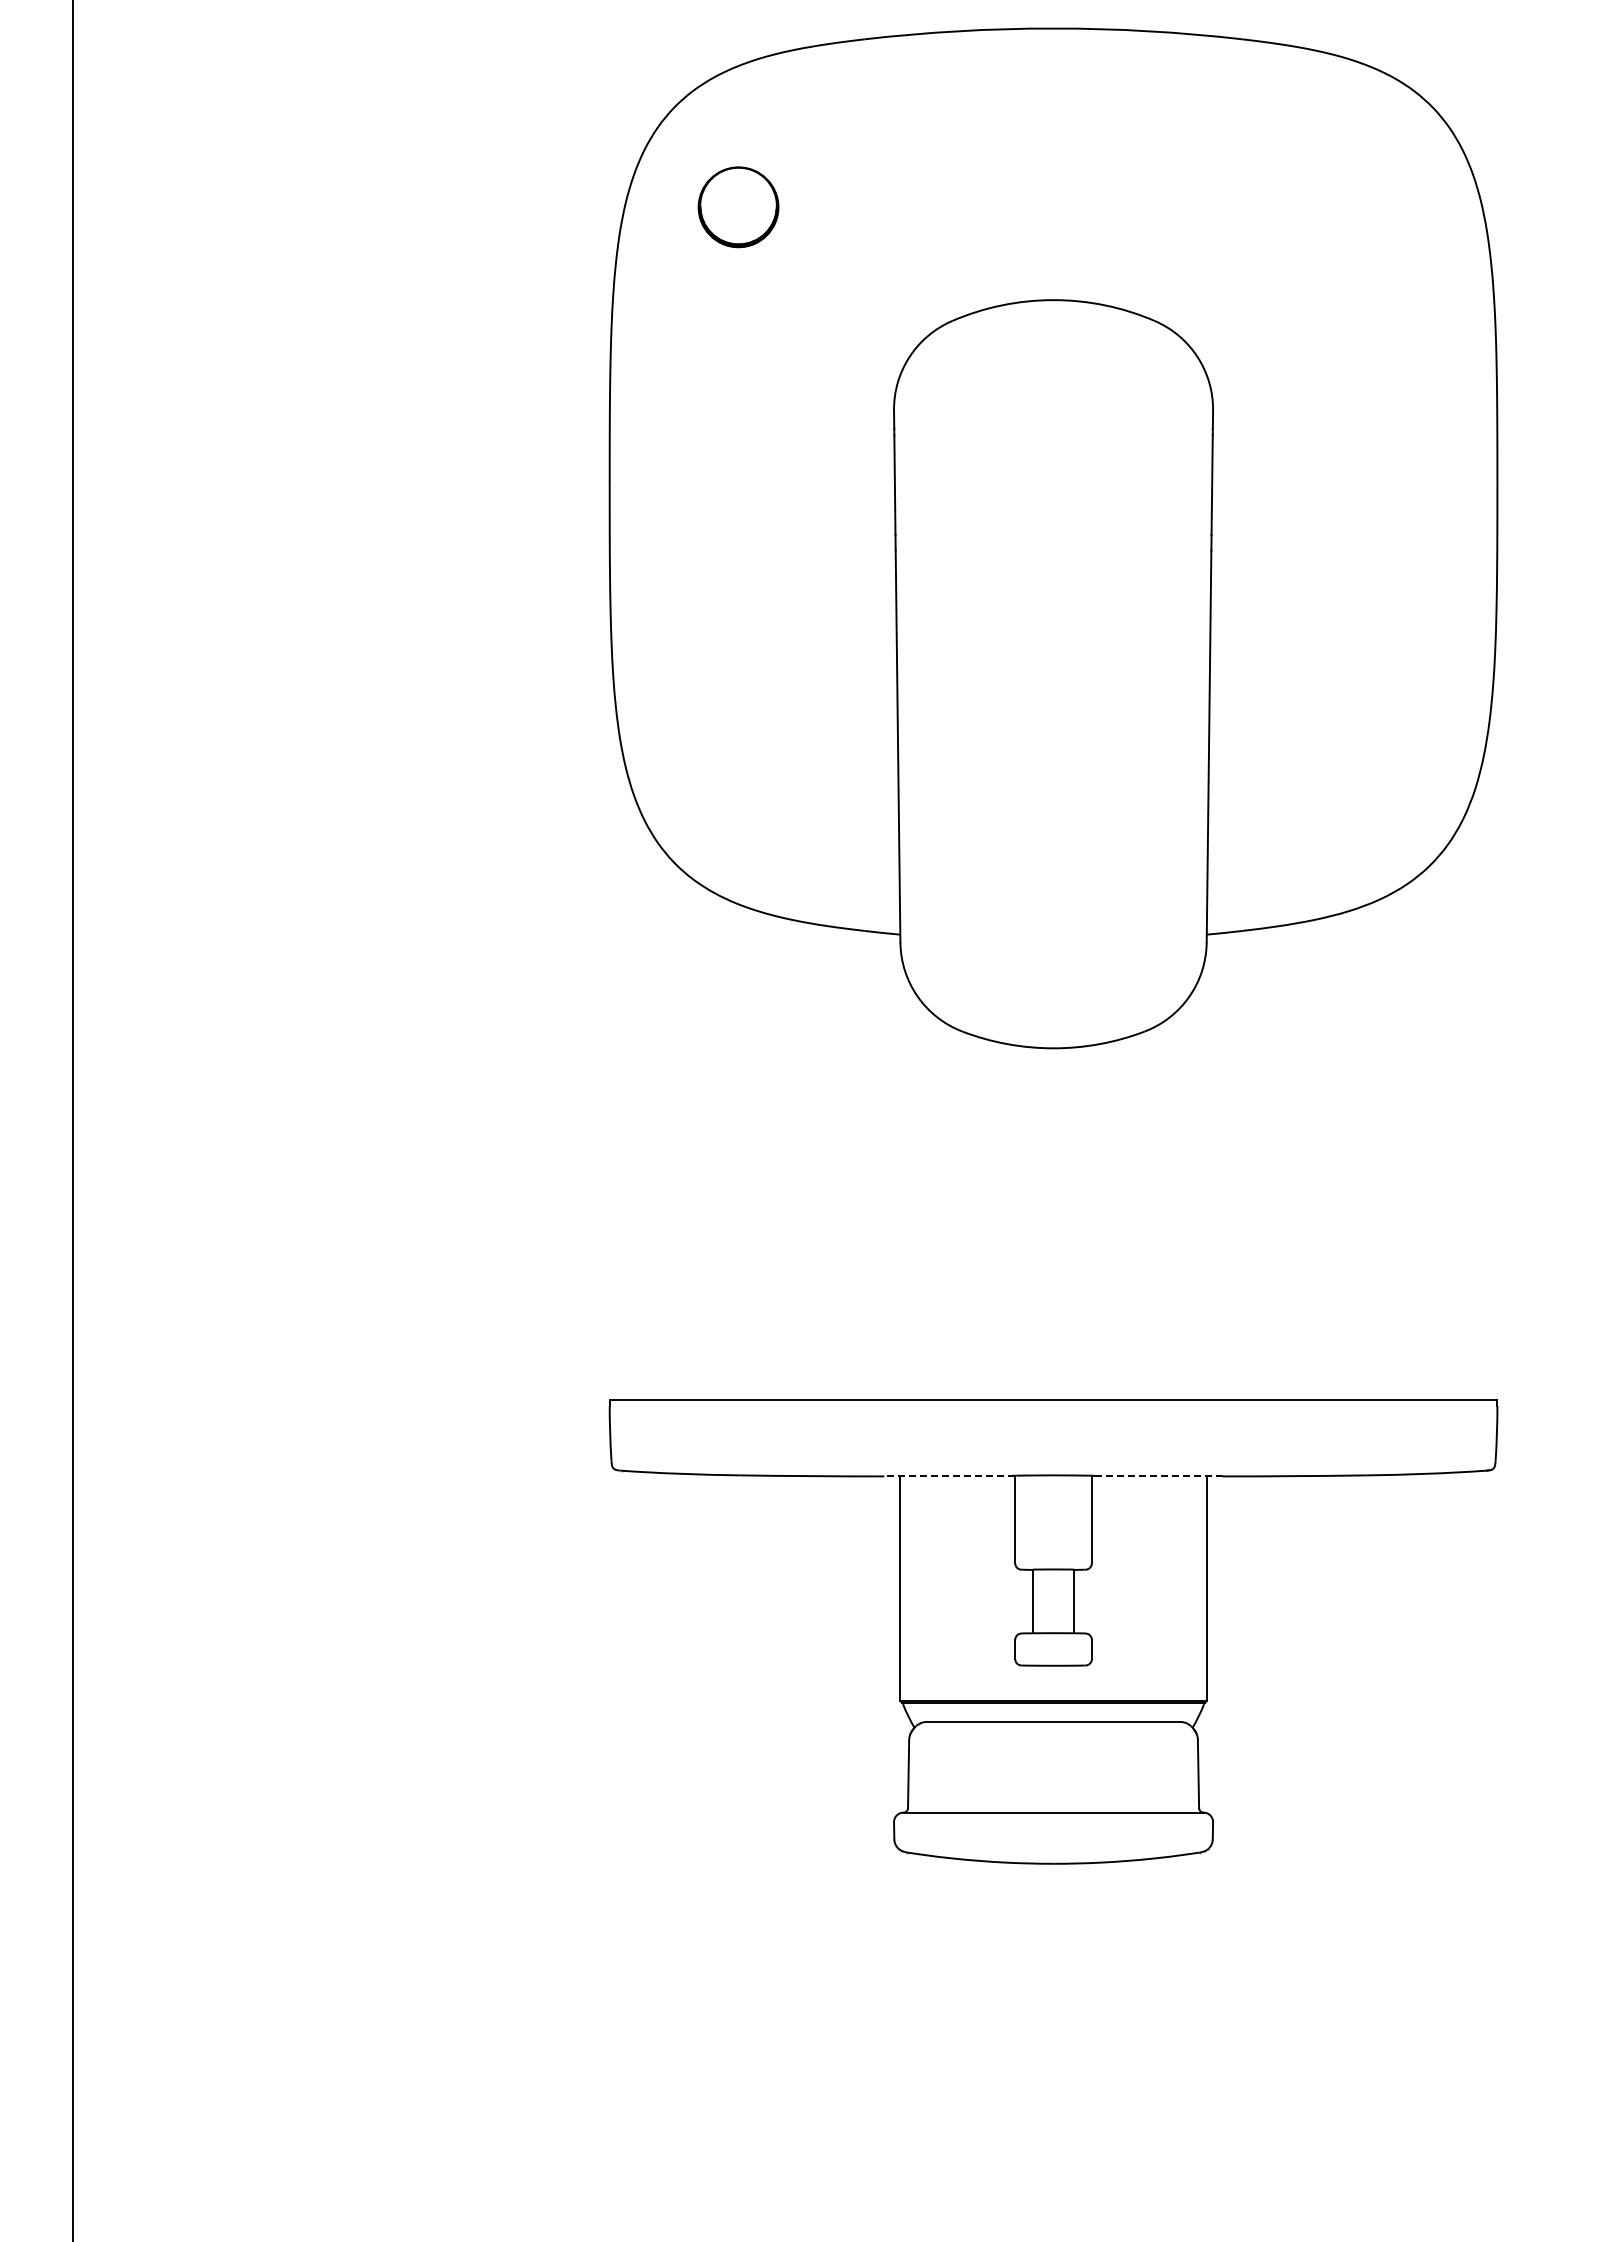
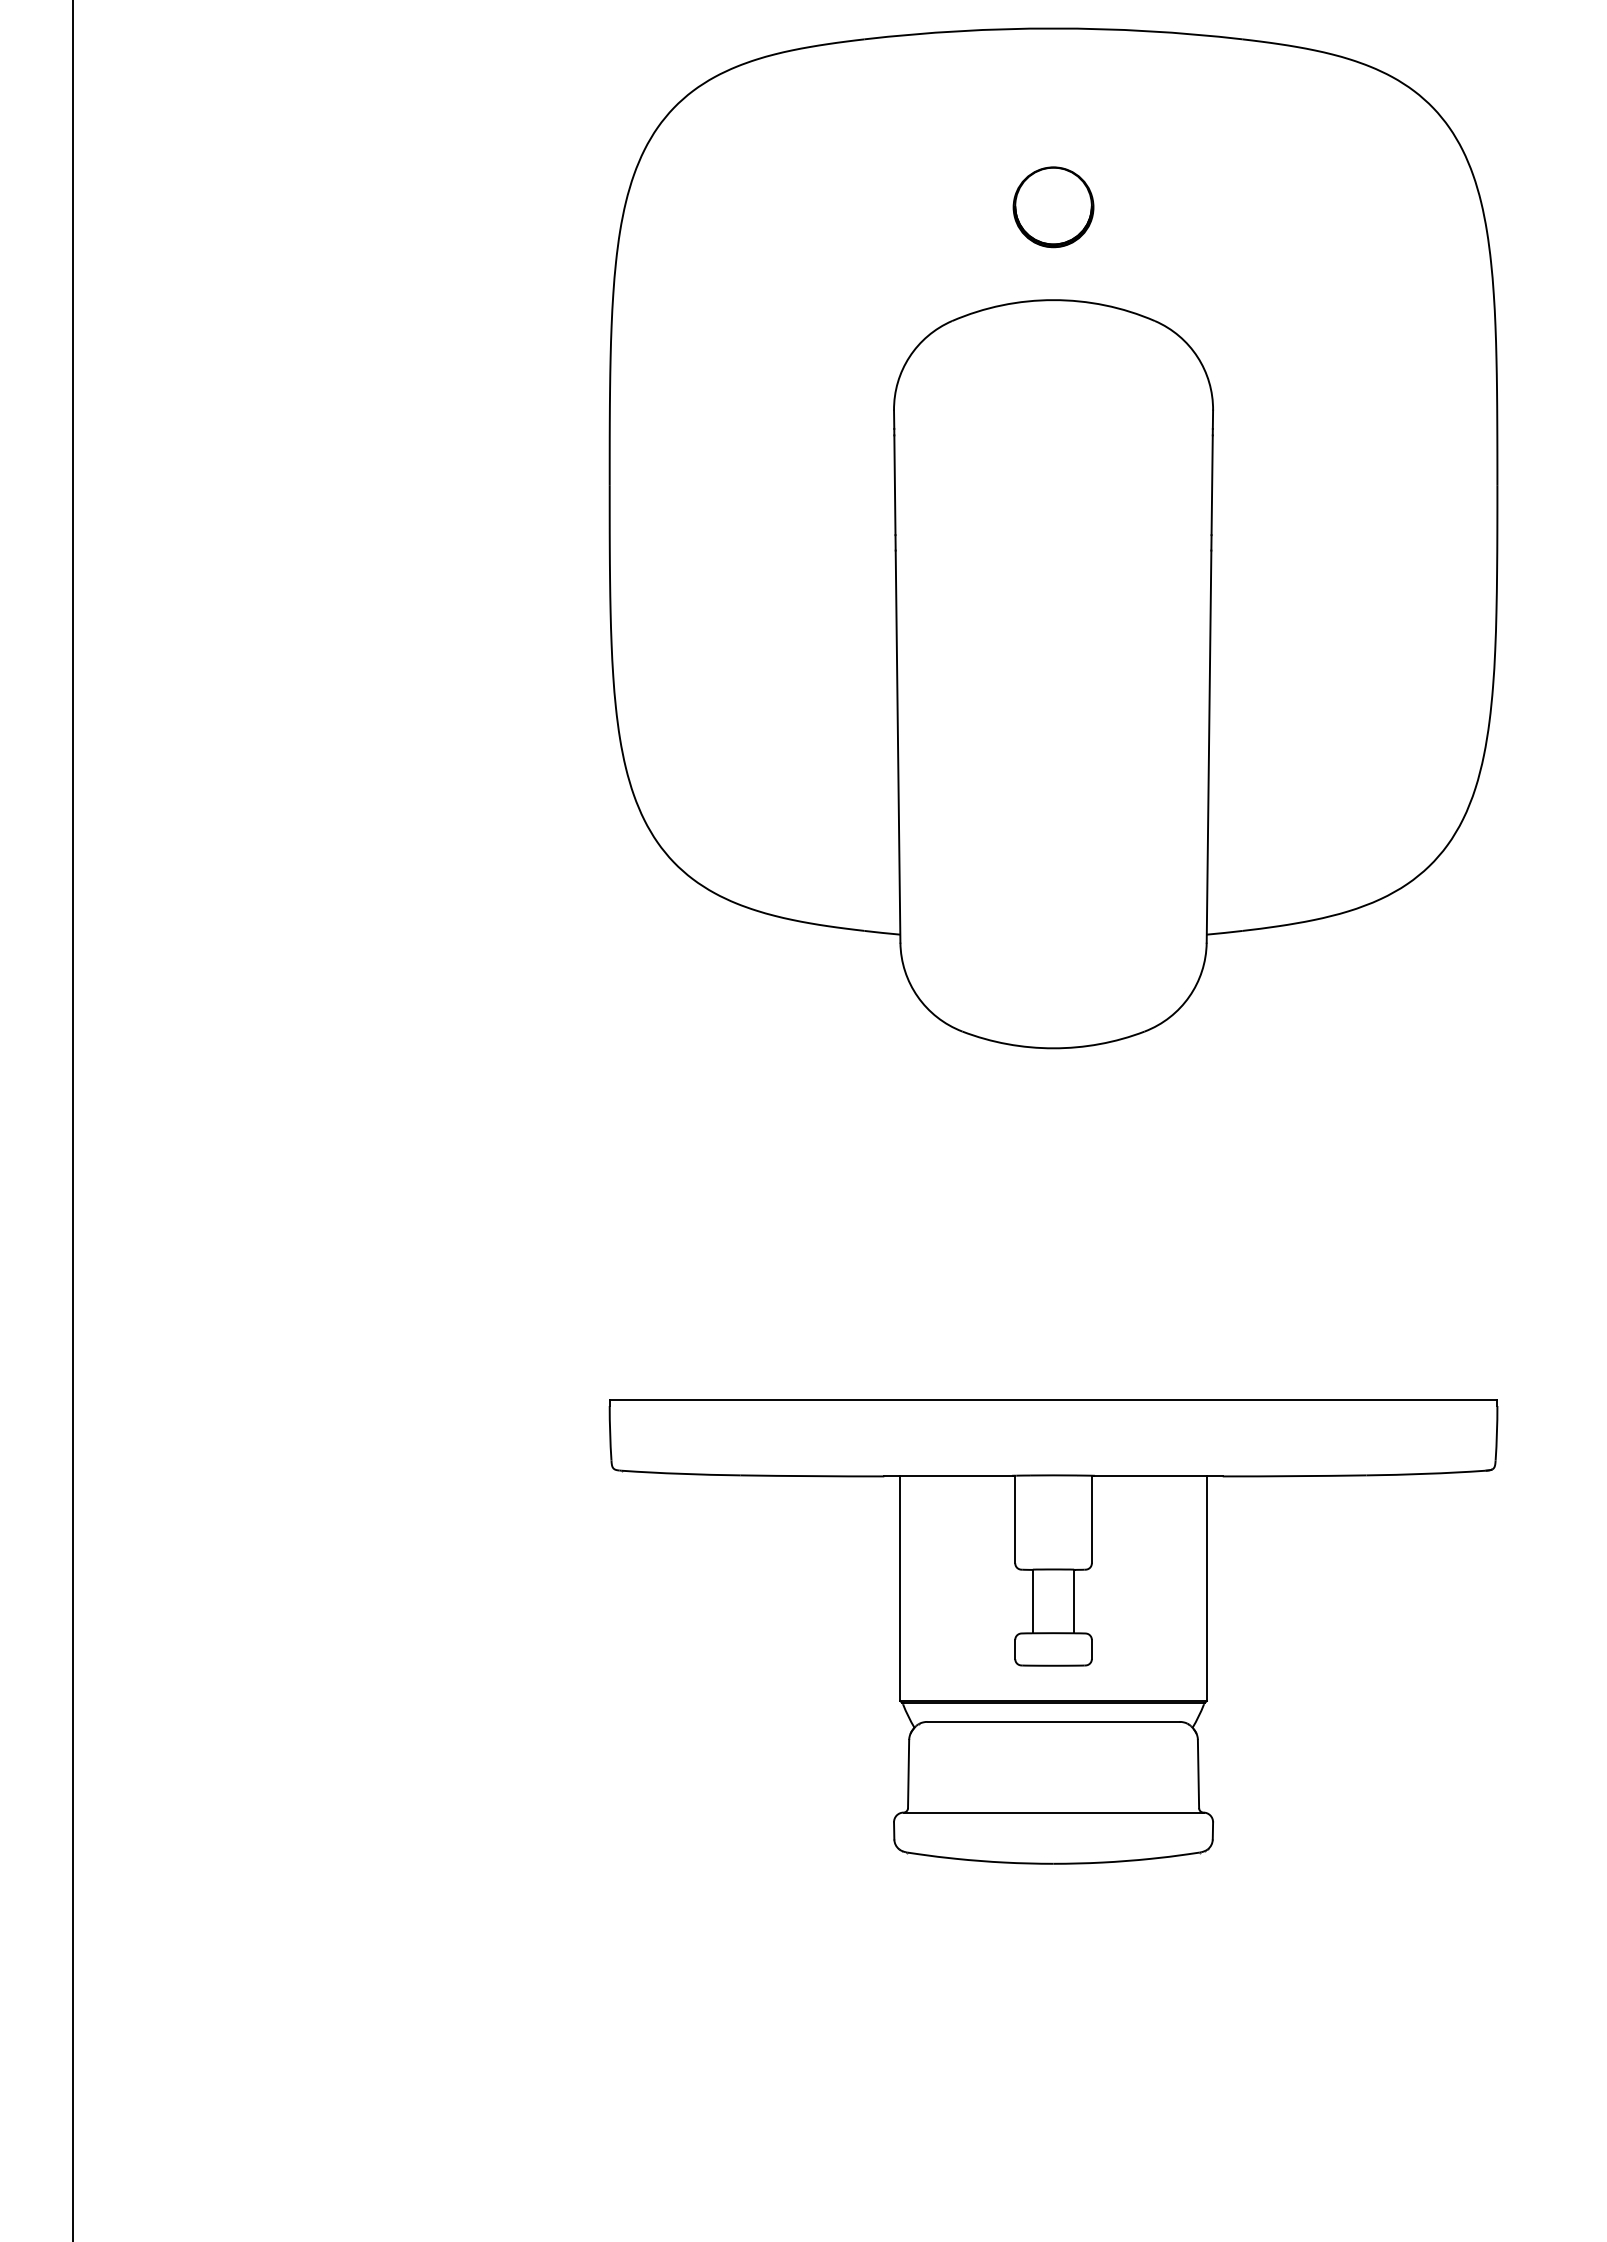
part position: (738, 207) -> (1053, 207) (1053, 207)
line: dashed -> solid (949, 1476)
line: dashed -> solid (1156, 1476)
